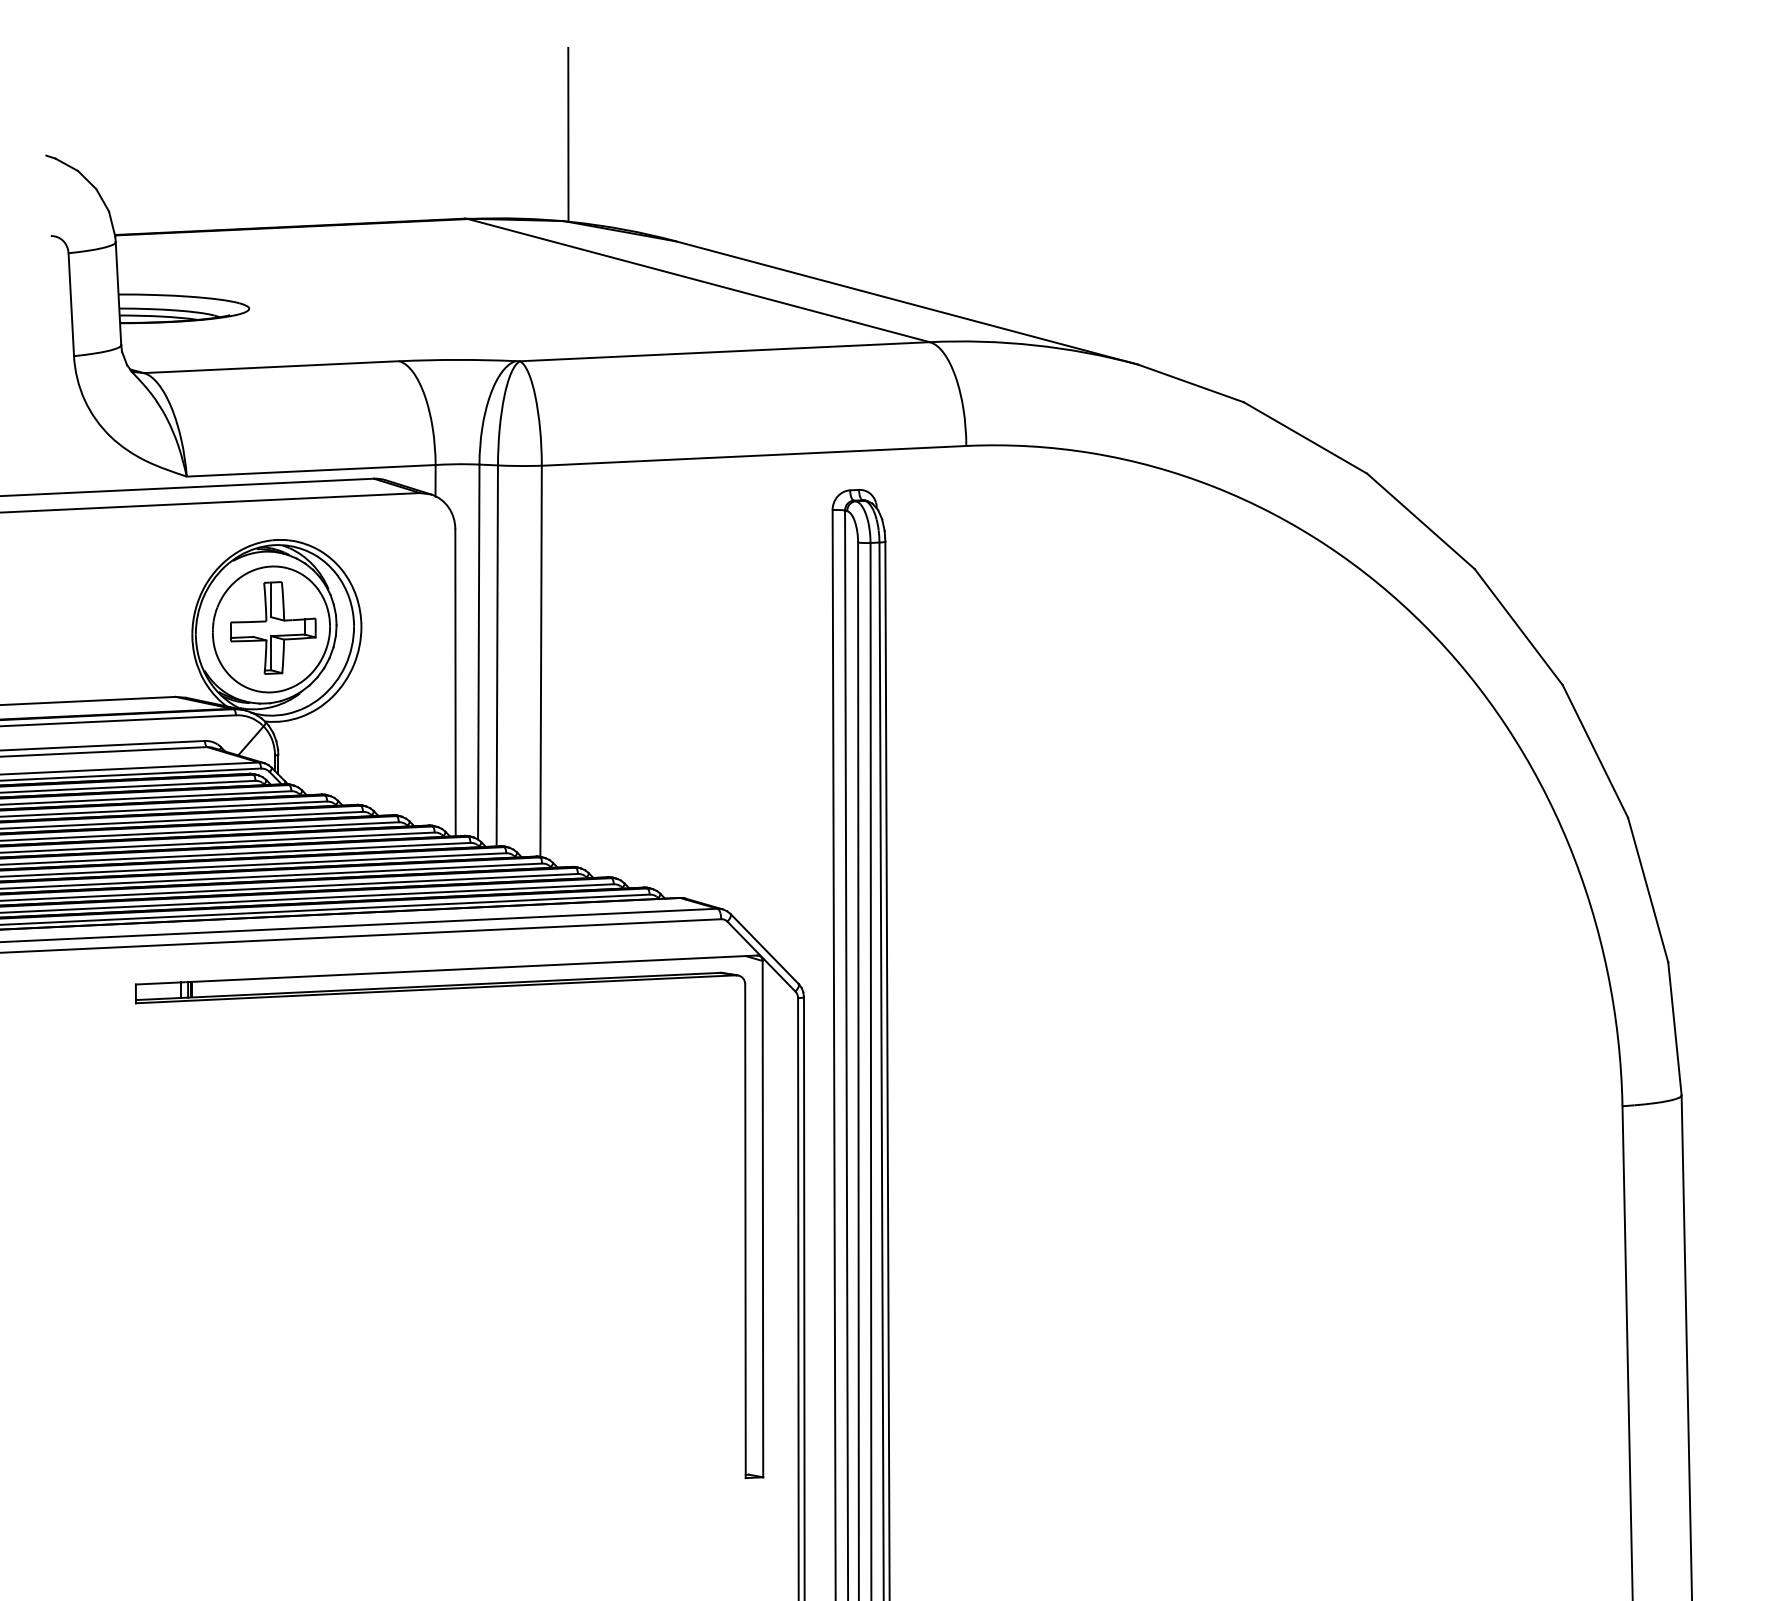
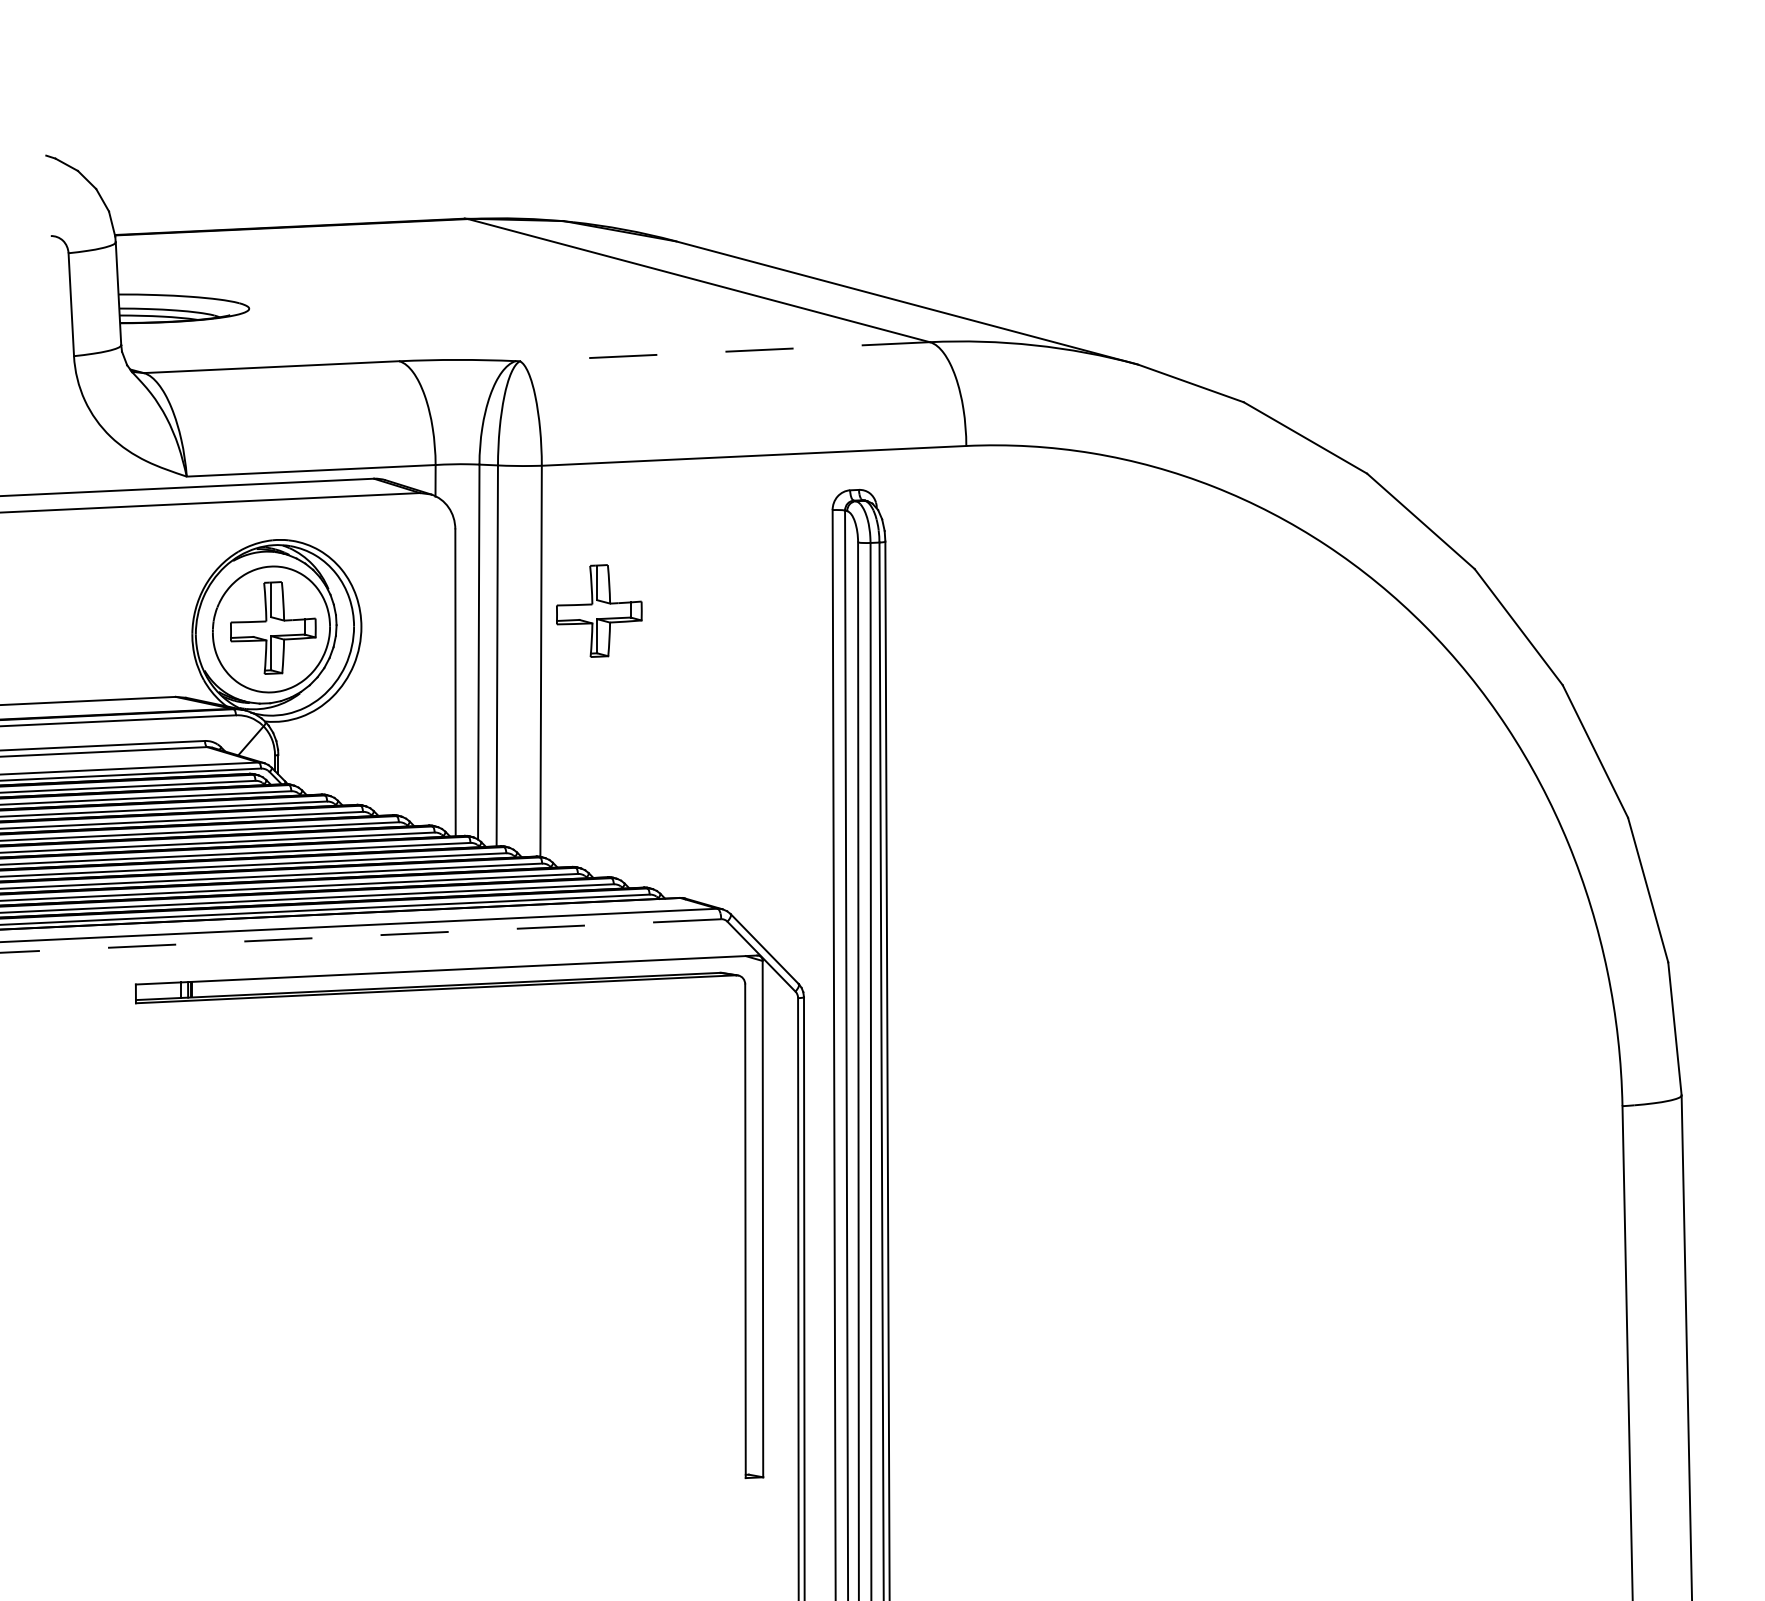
line: present -> none (568, 134)
line: solid -> dashed (724, 351)
part: none -> present (599, 610)
line: solid -> dashed (360, 936)
